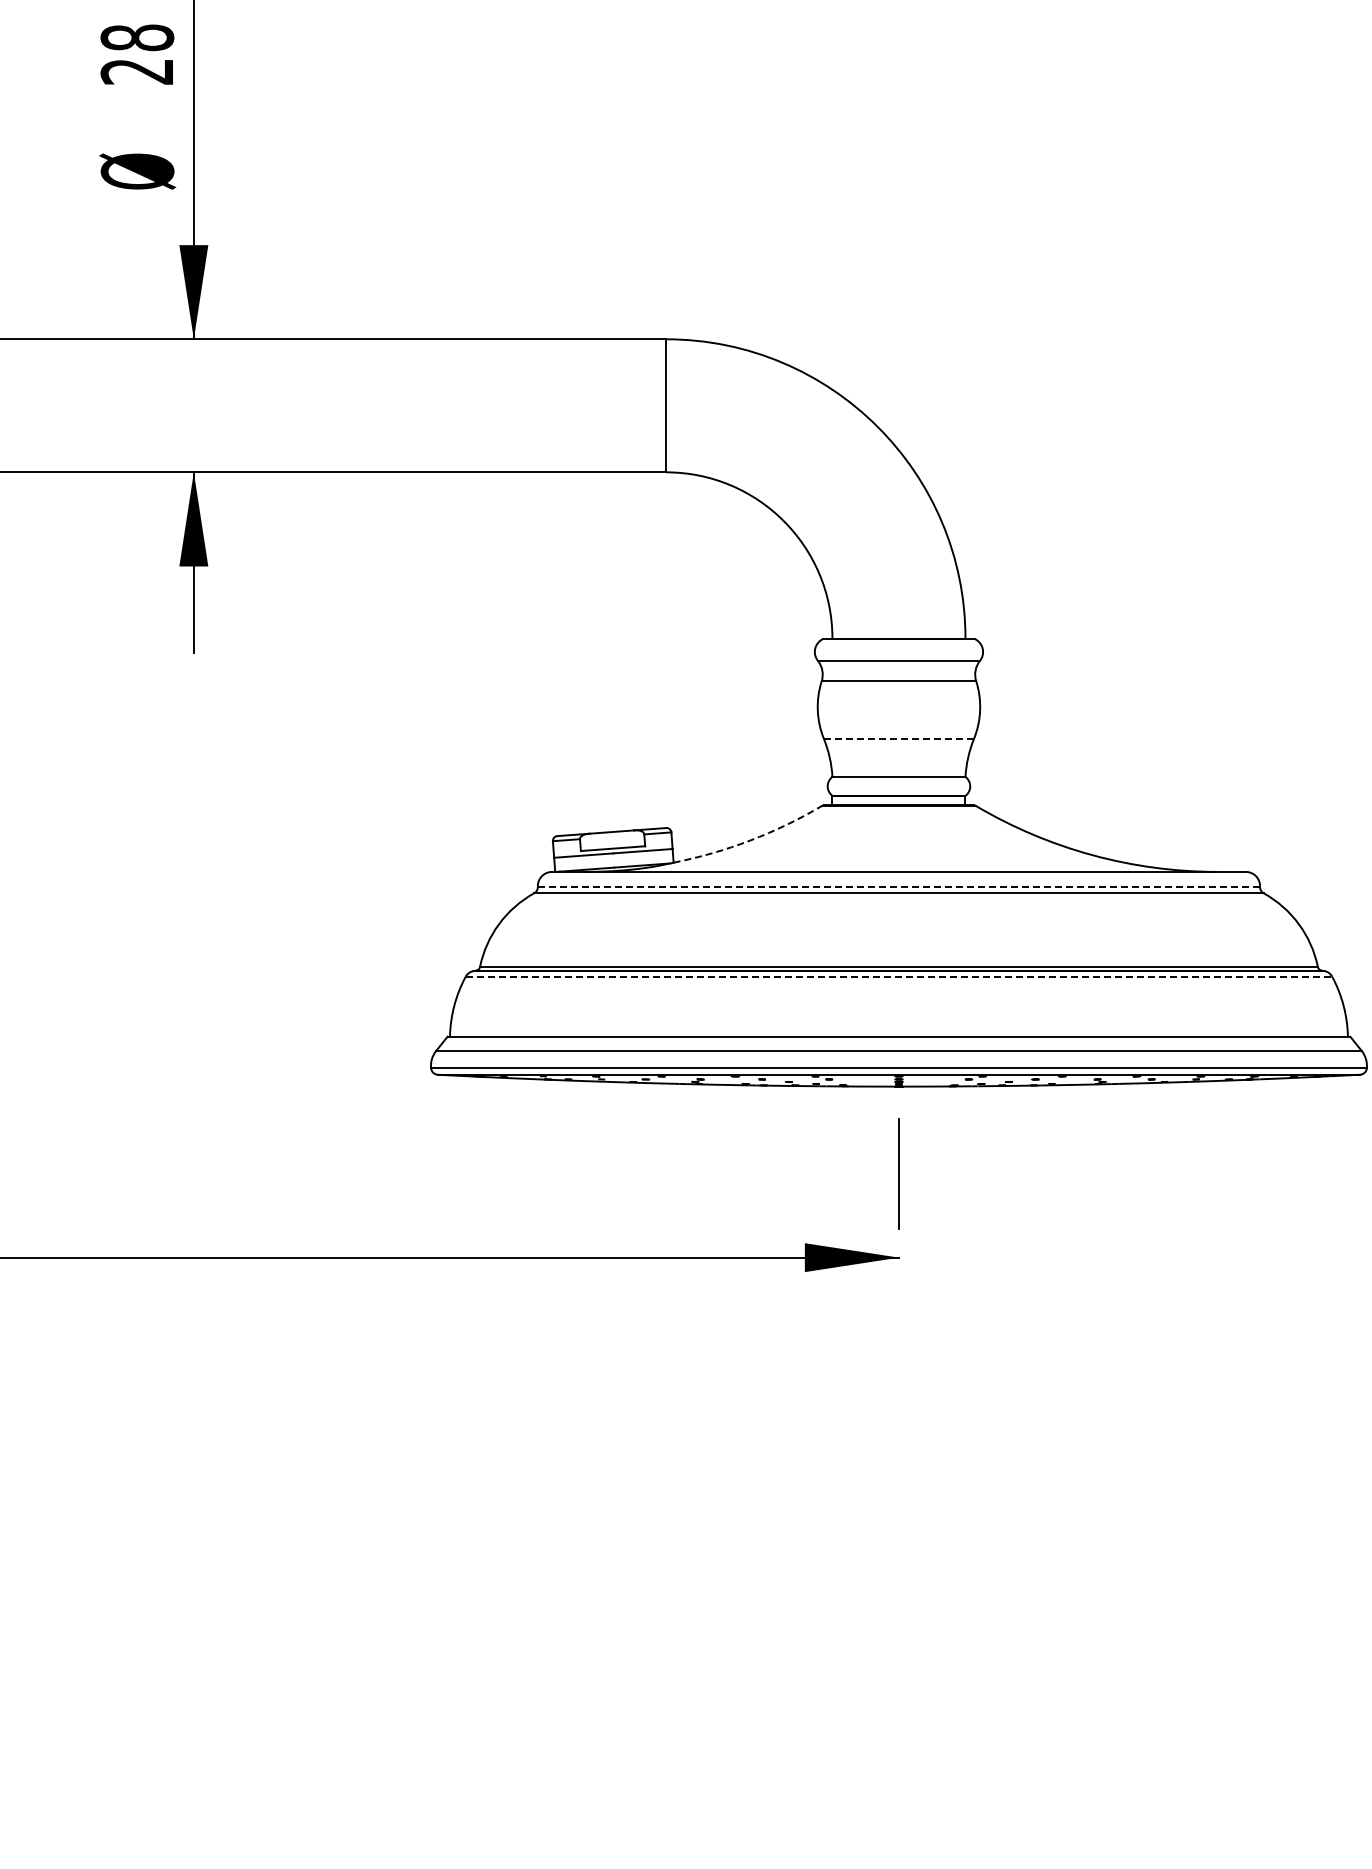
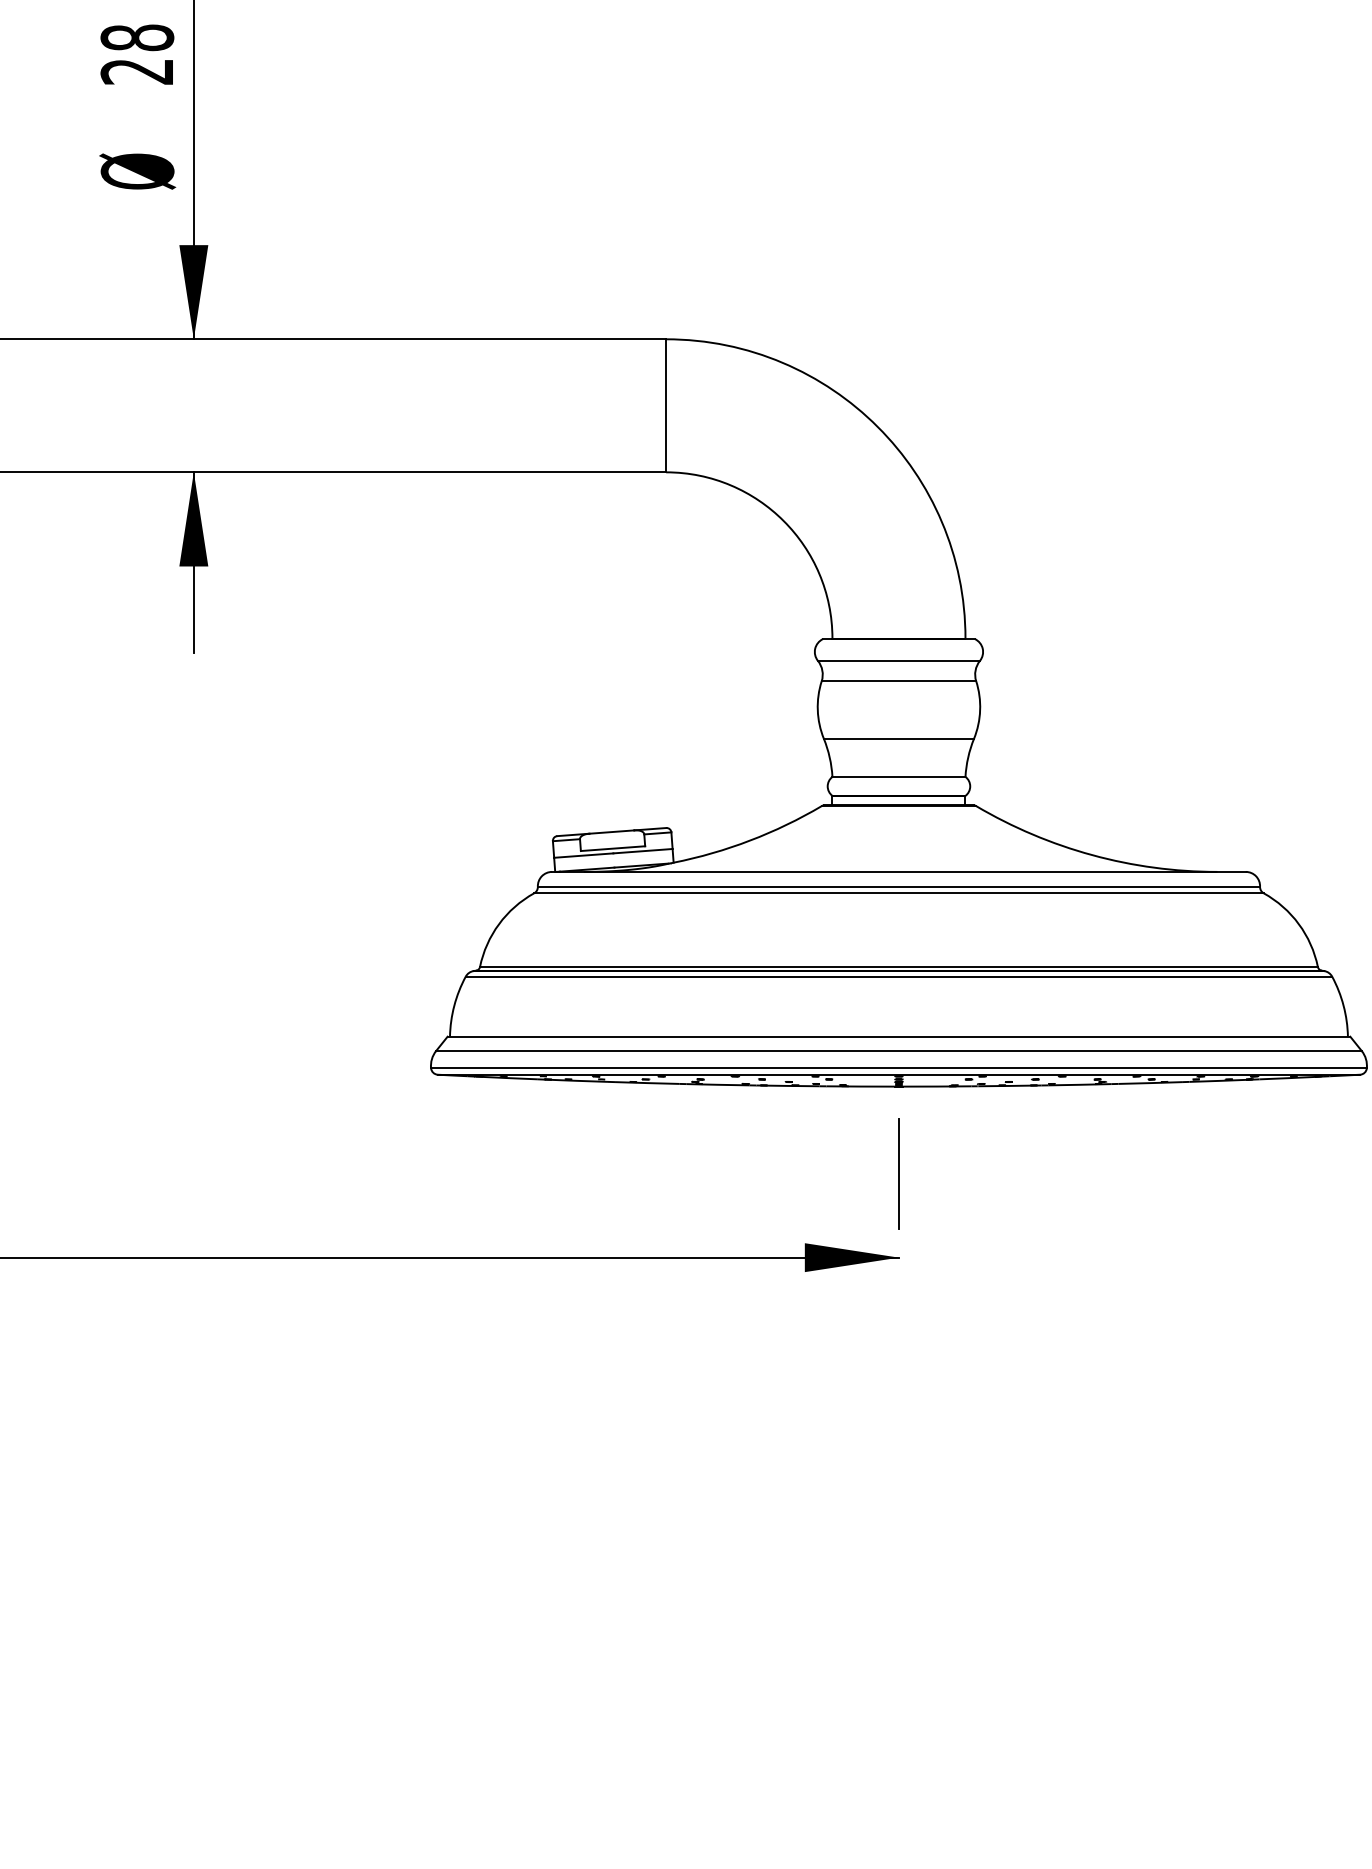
line: dashed -> solid (899, 738)
arc: dashed -> solid (750, 840)
line: dashed -> solid (899, 886)
line: dashed -> solid (899, 976)
